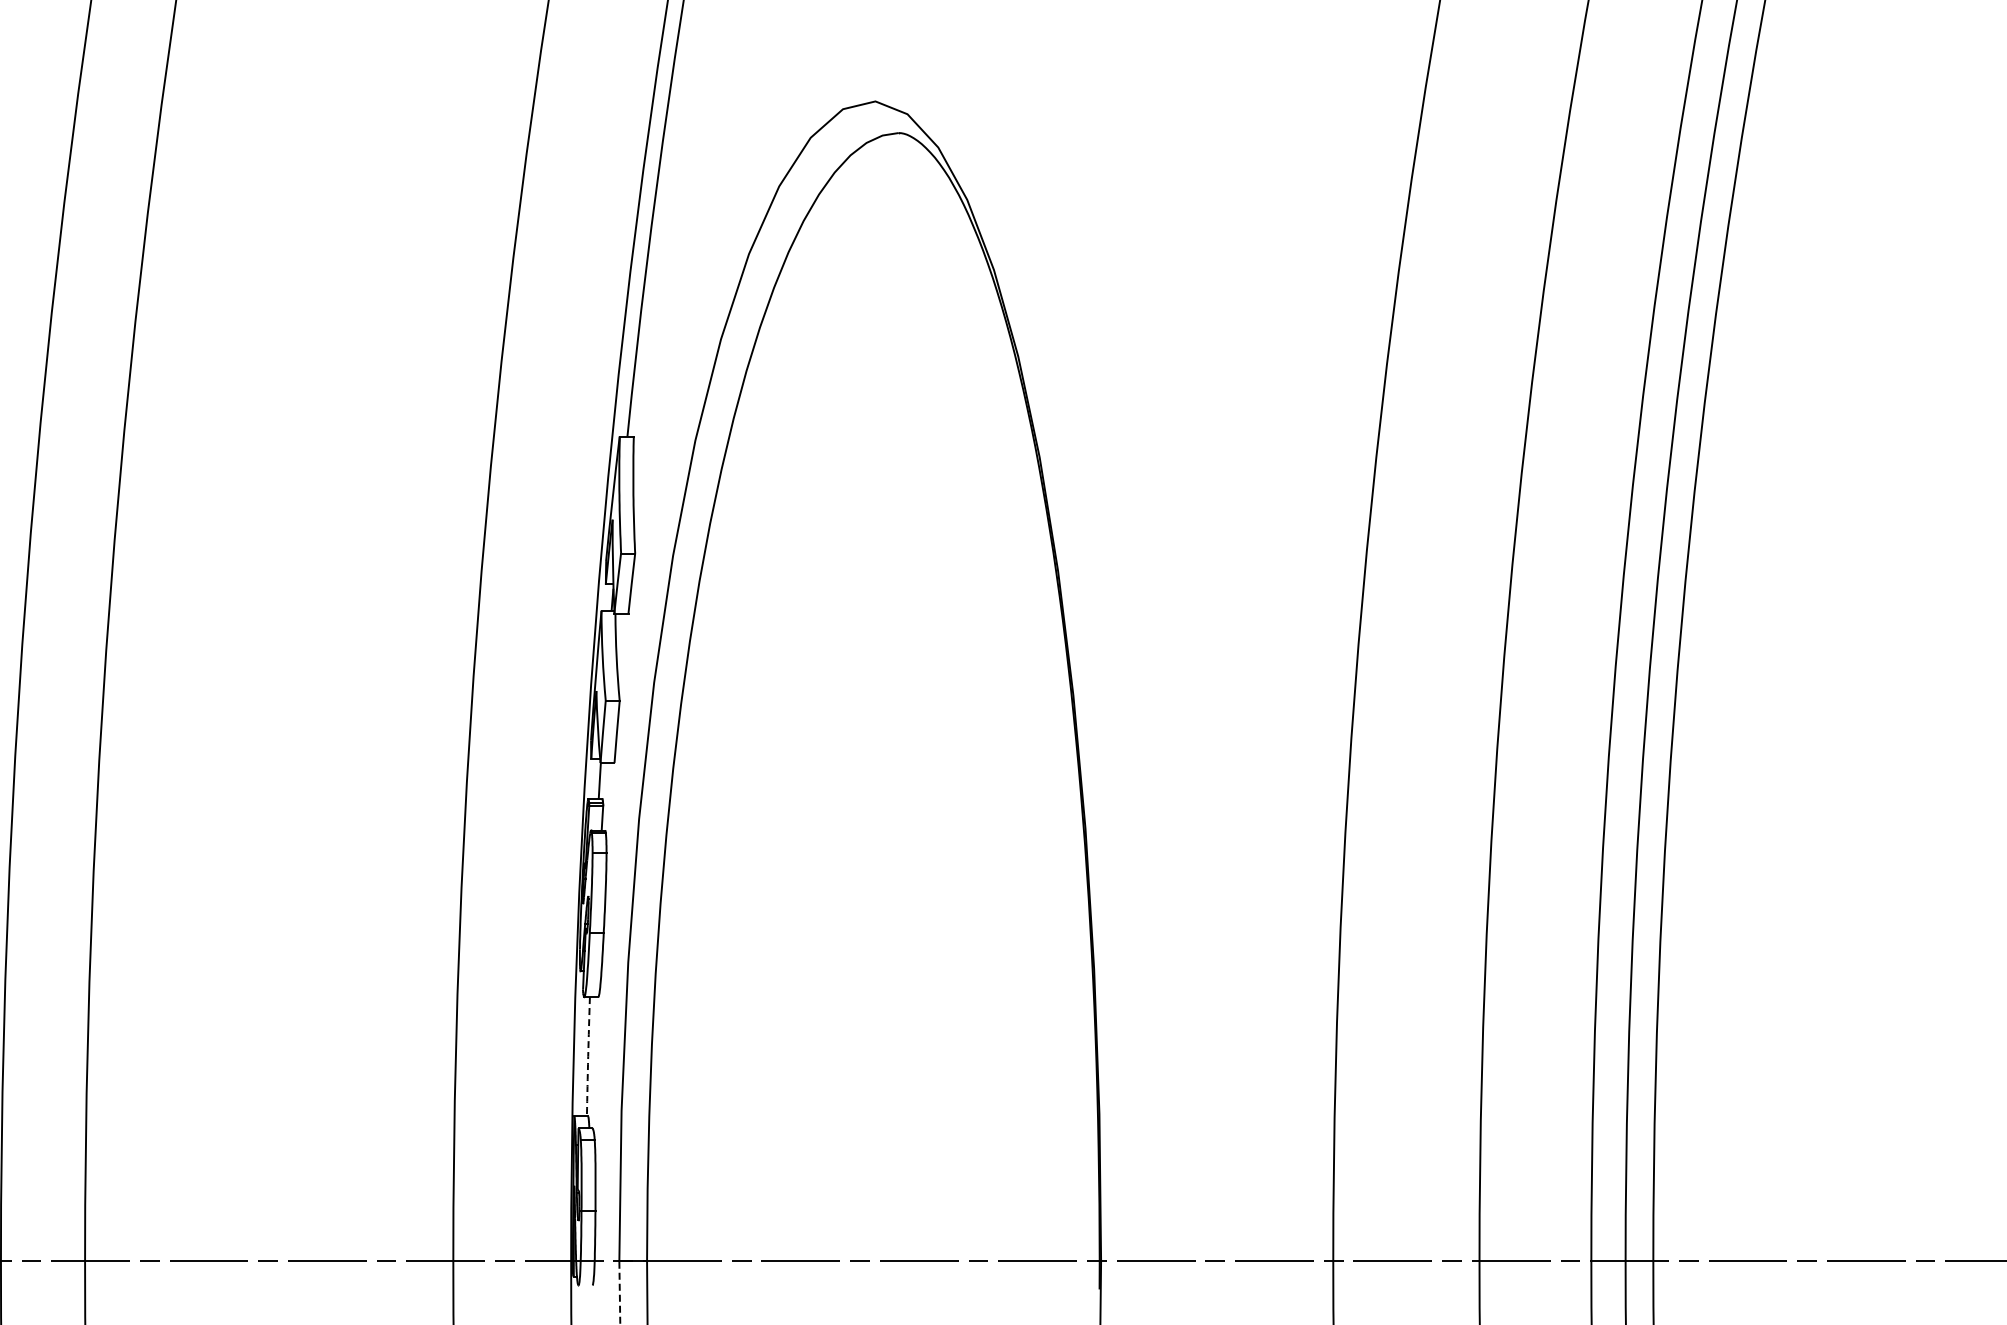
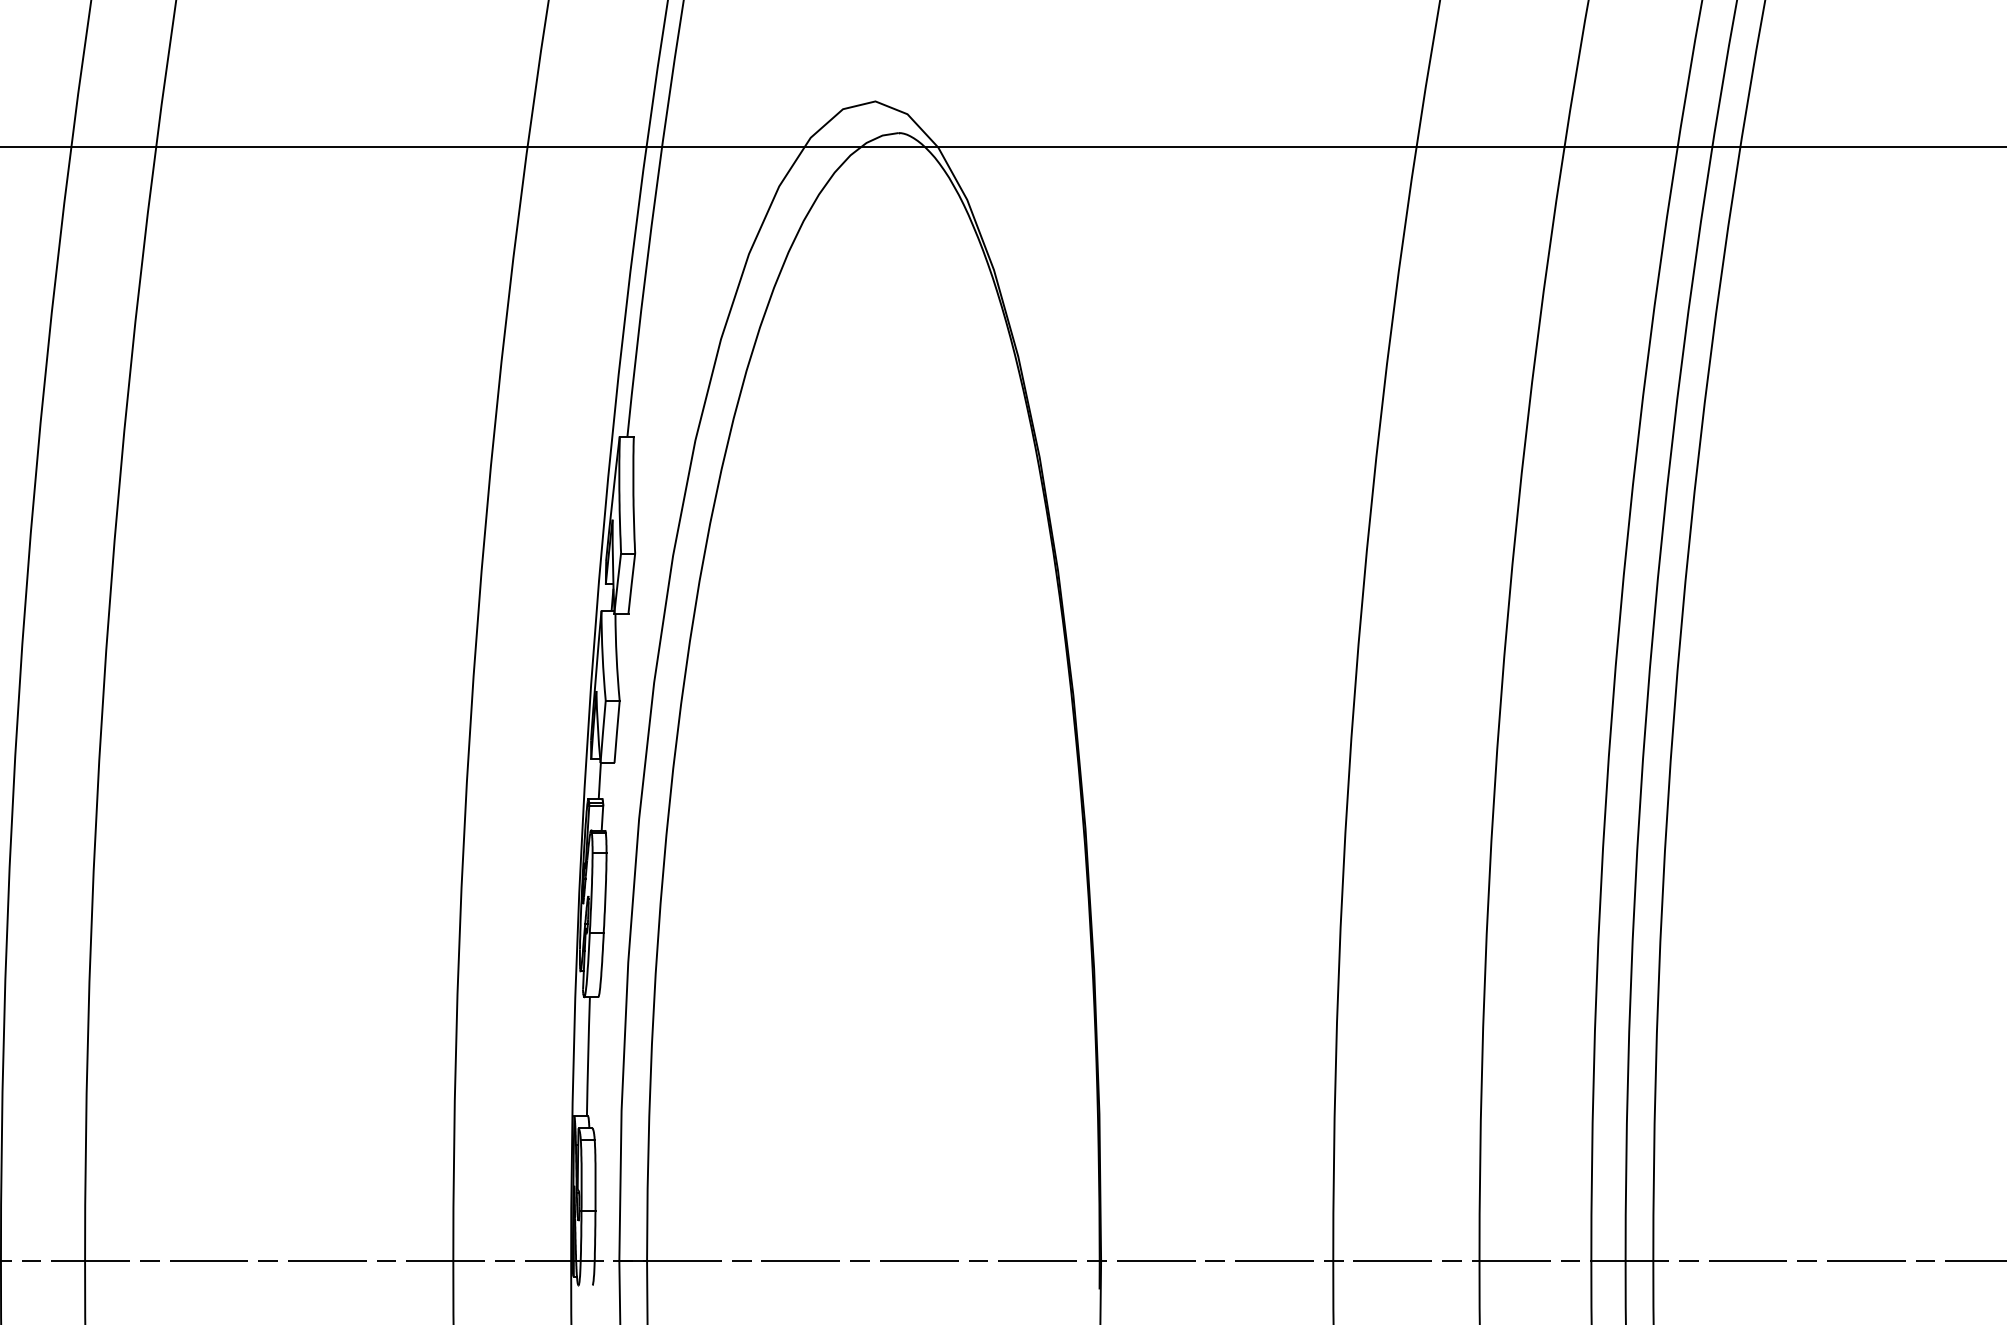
line: none -> present (1002, 146)
arc: dashed -> solid (588, 1056)
line: dashed -> solid (619, 1292)
